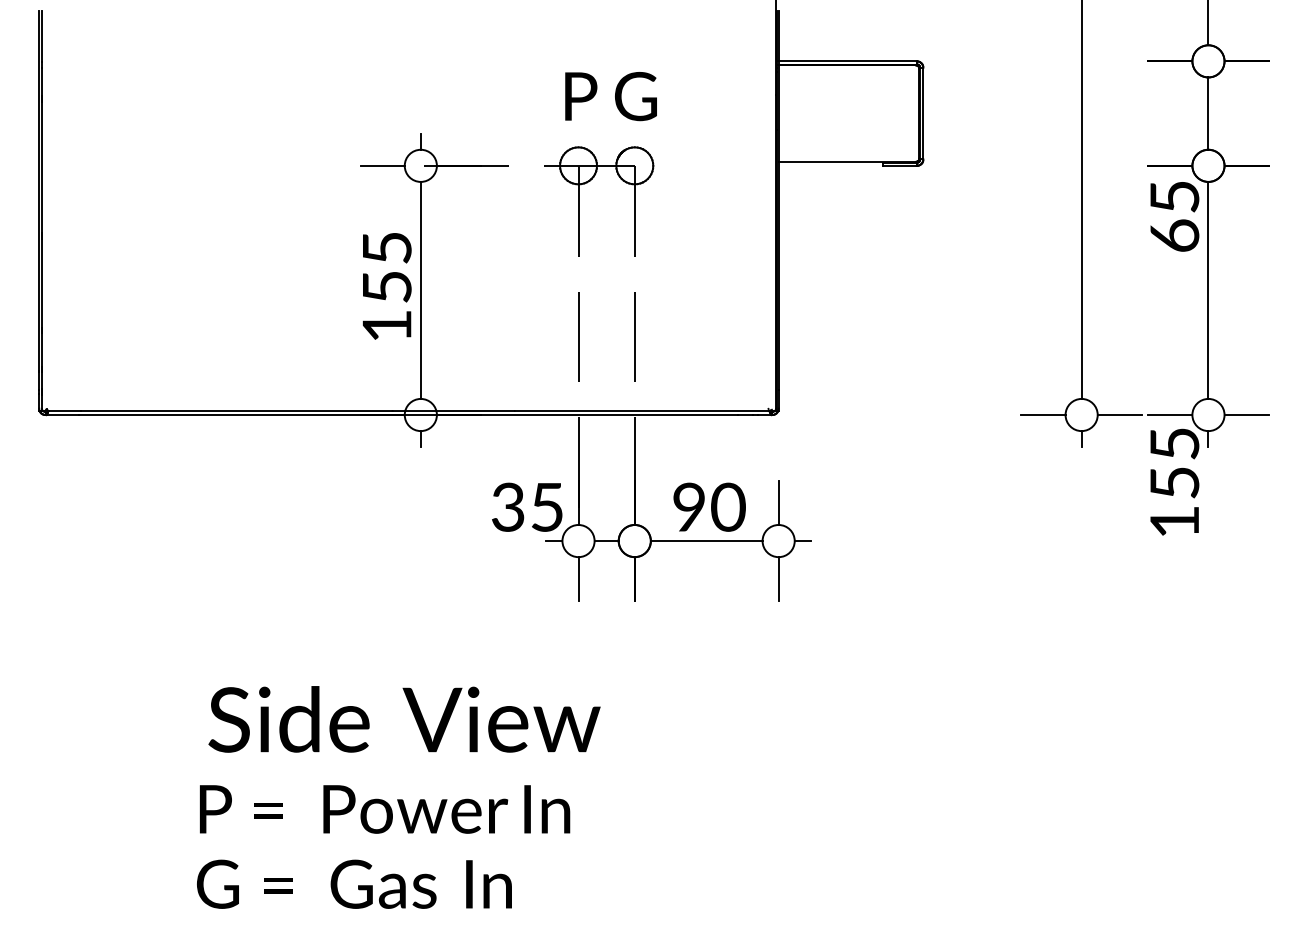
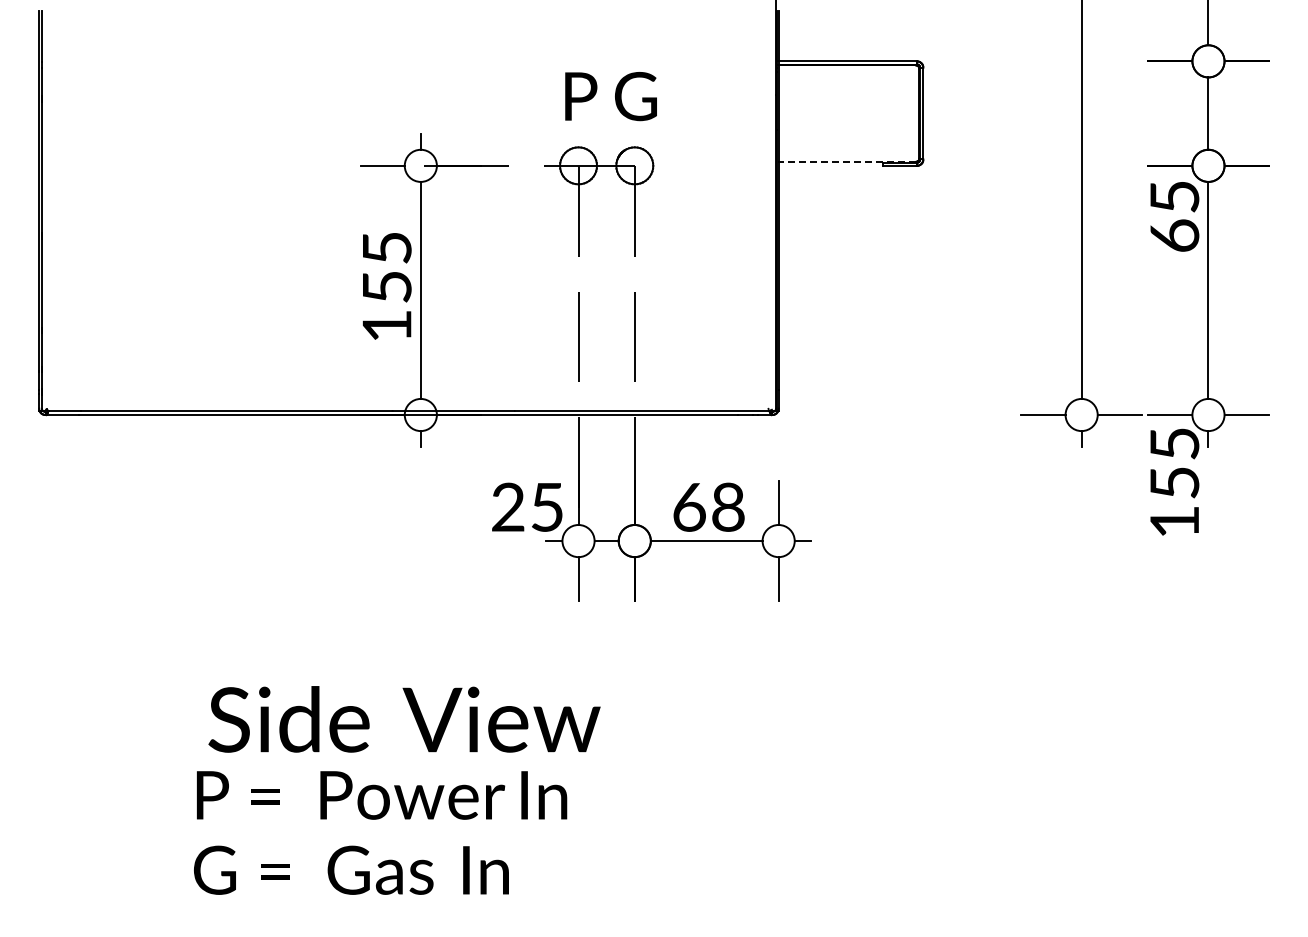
line: solid -> dashed (847, 161)
text: 90 -> 68 (709, 506)
text: 35 -> 25 (508, 507)
text position: (383, 846) -> (380, 832) (380, 832)
